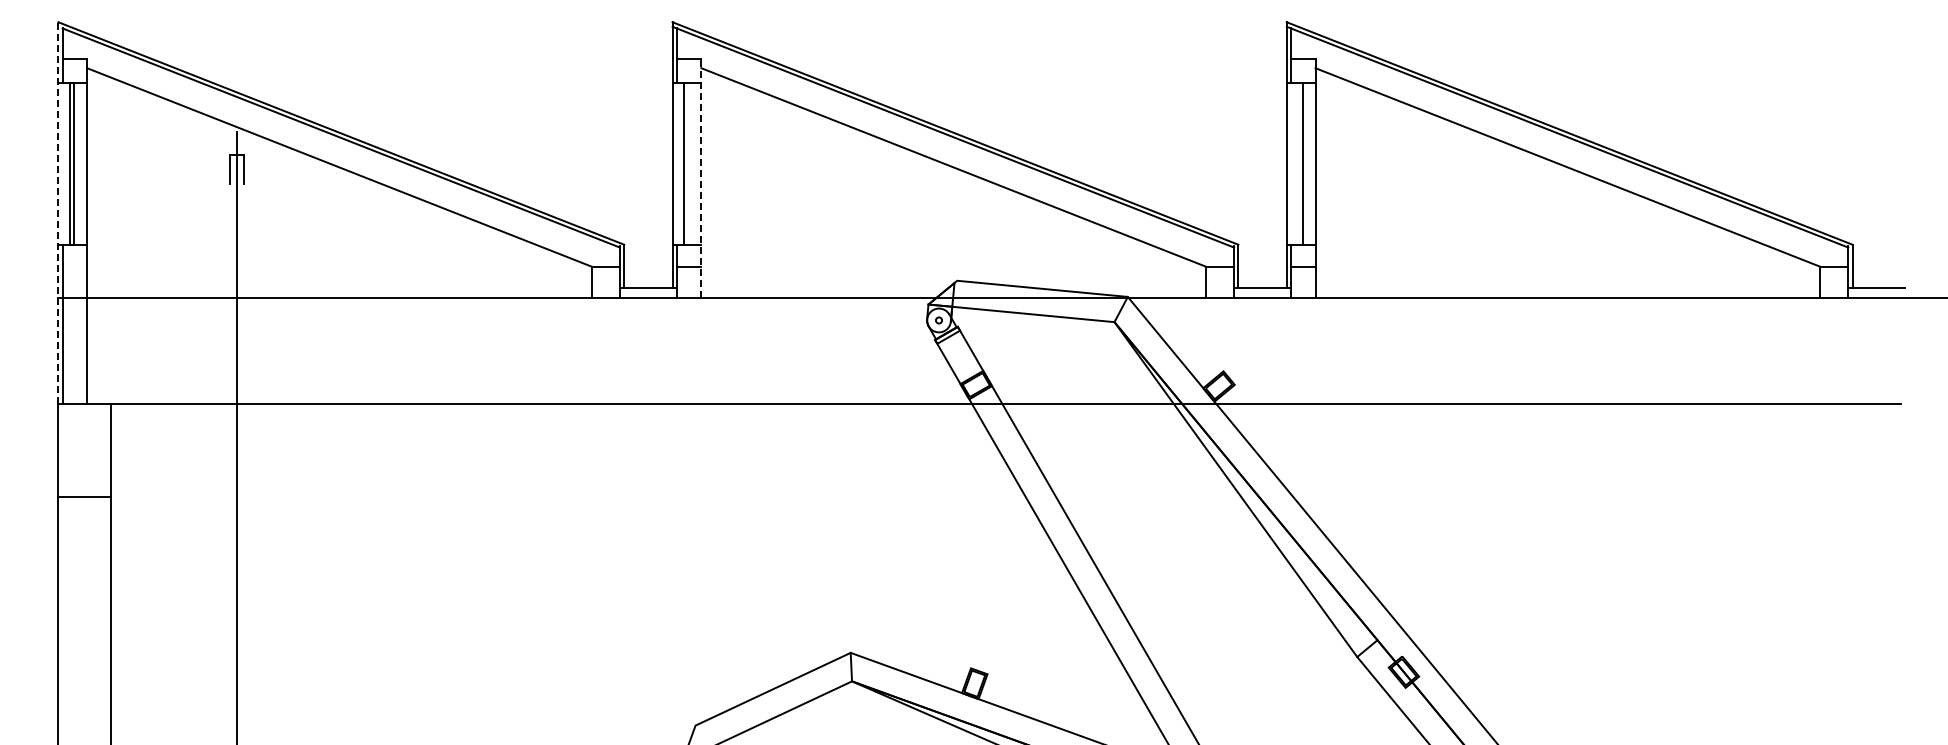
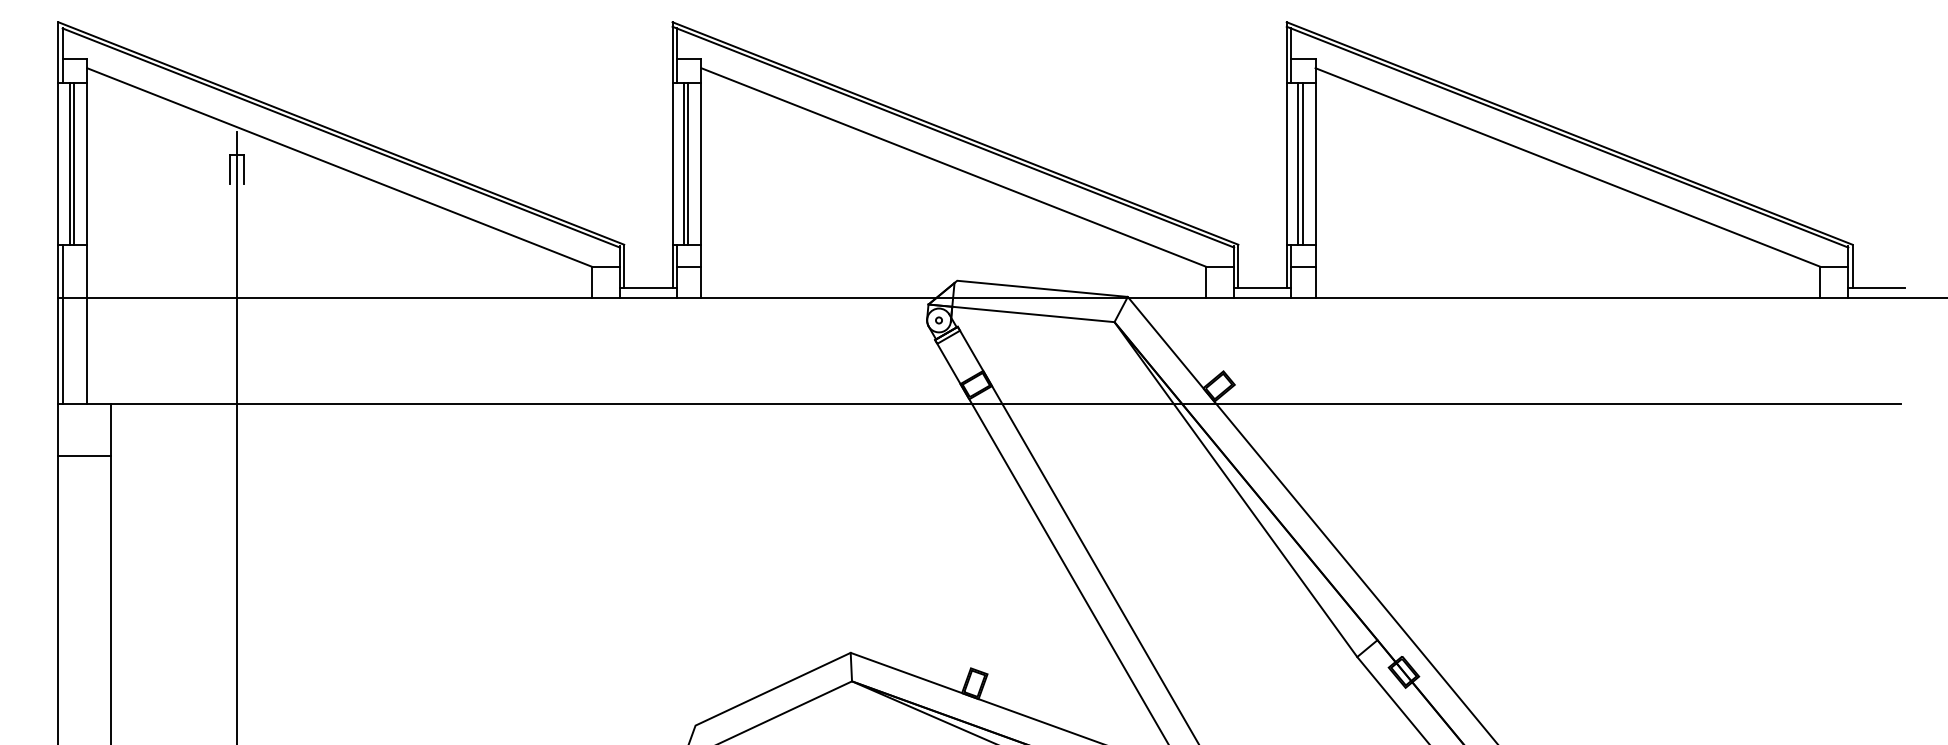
line: none -> present (688, 163)
line: none -> present (1298, 163)
line: dashed -> solid (701, 178)
line: dashed -> solid (58, 212)
line position: (84, 497) -> (84, 456) (84, 456)
